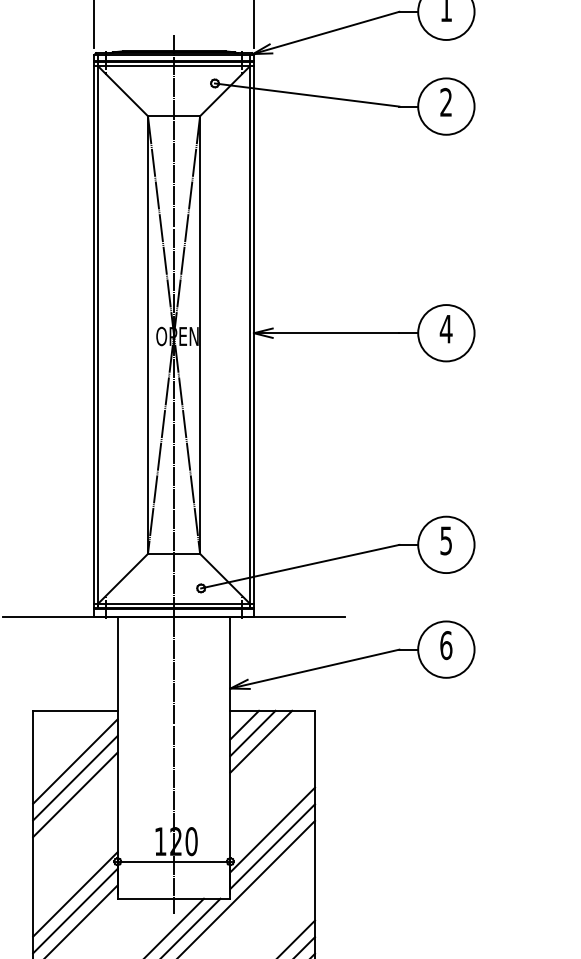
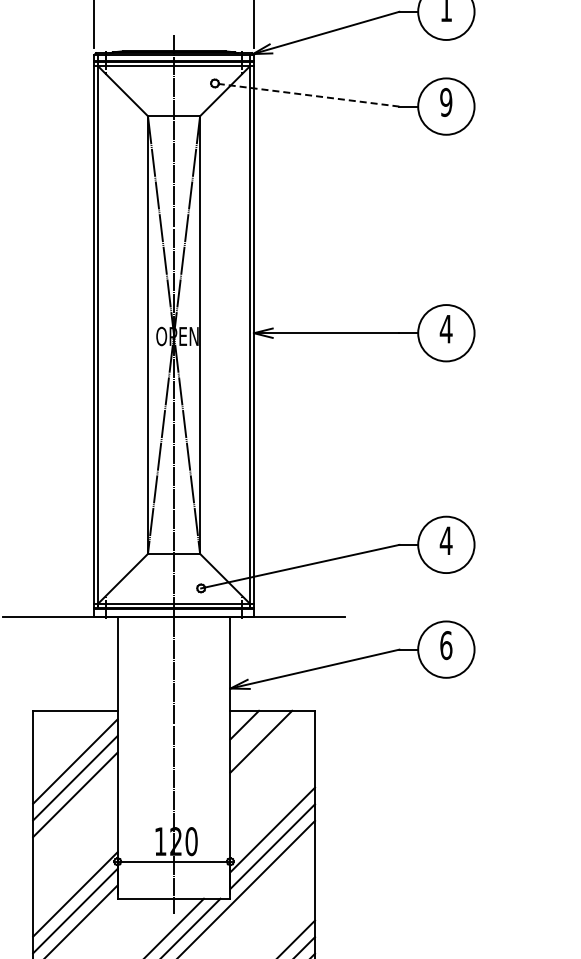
line: solid -> dashed (307, 95)
text: 2 -> 9 (446, 102)
text: 5 -> 4 (445, 540)
line: present -> none (252, 733)
